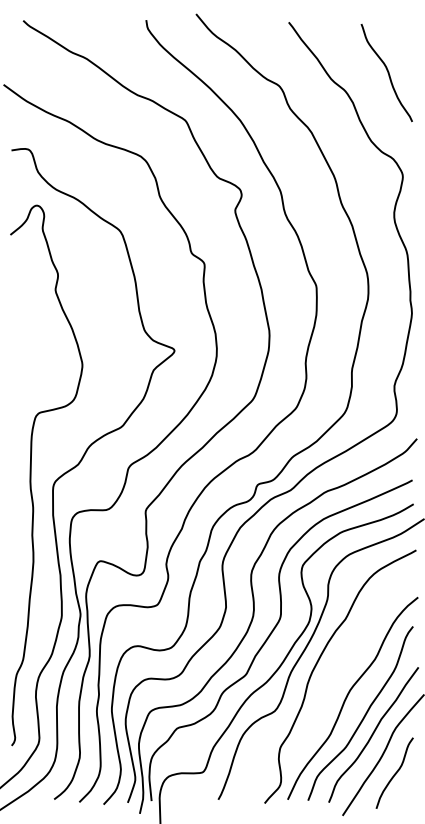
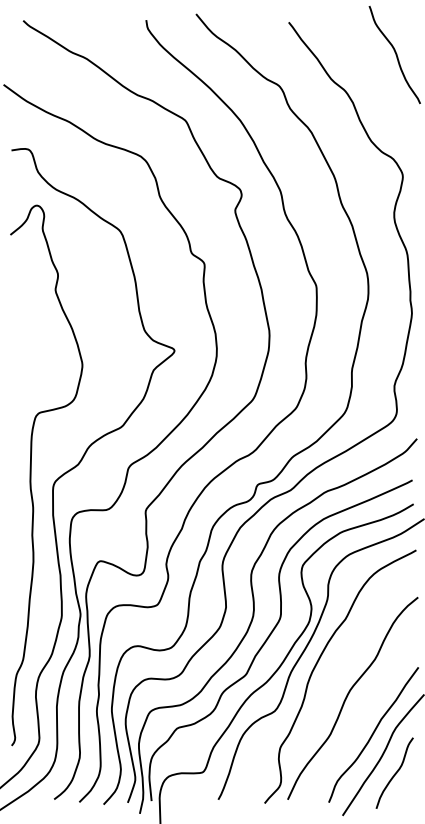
curve position: (387, 73) -> (395, 55) (395, 55)
curve: present -> none (364, 714)
